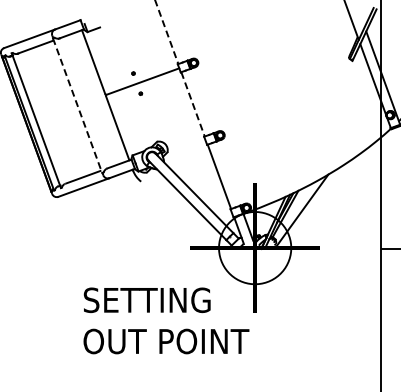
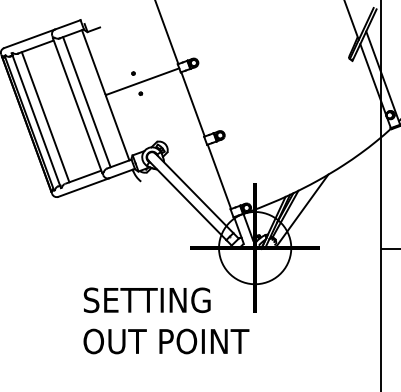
line: dashed -> solid (166, 32)
line: none -> present (86, 102)
line: dashed -> solid (193, 104)
line: dashed -> solid (77, 105)
line: none -> present (45, 117)
